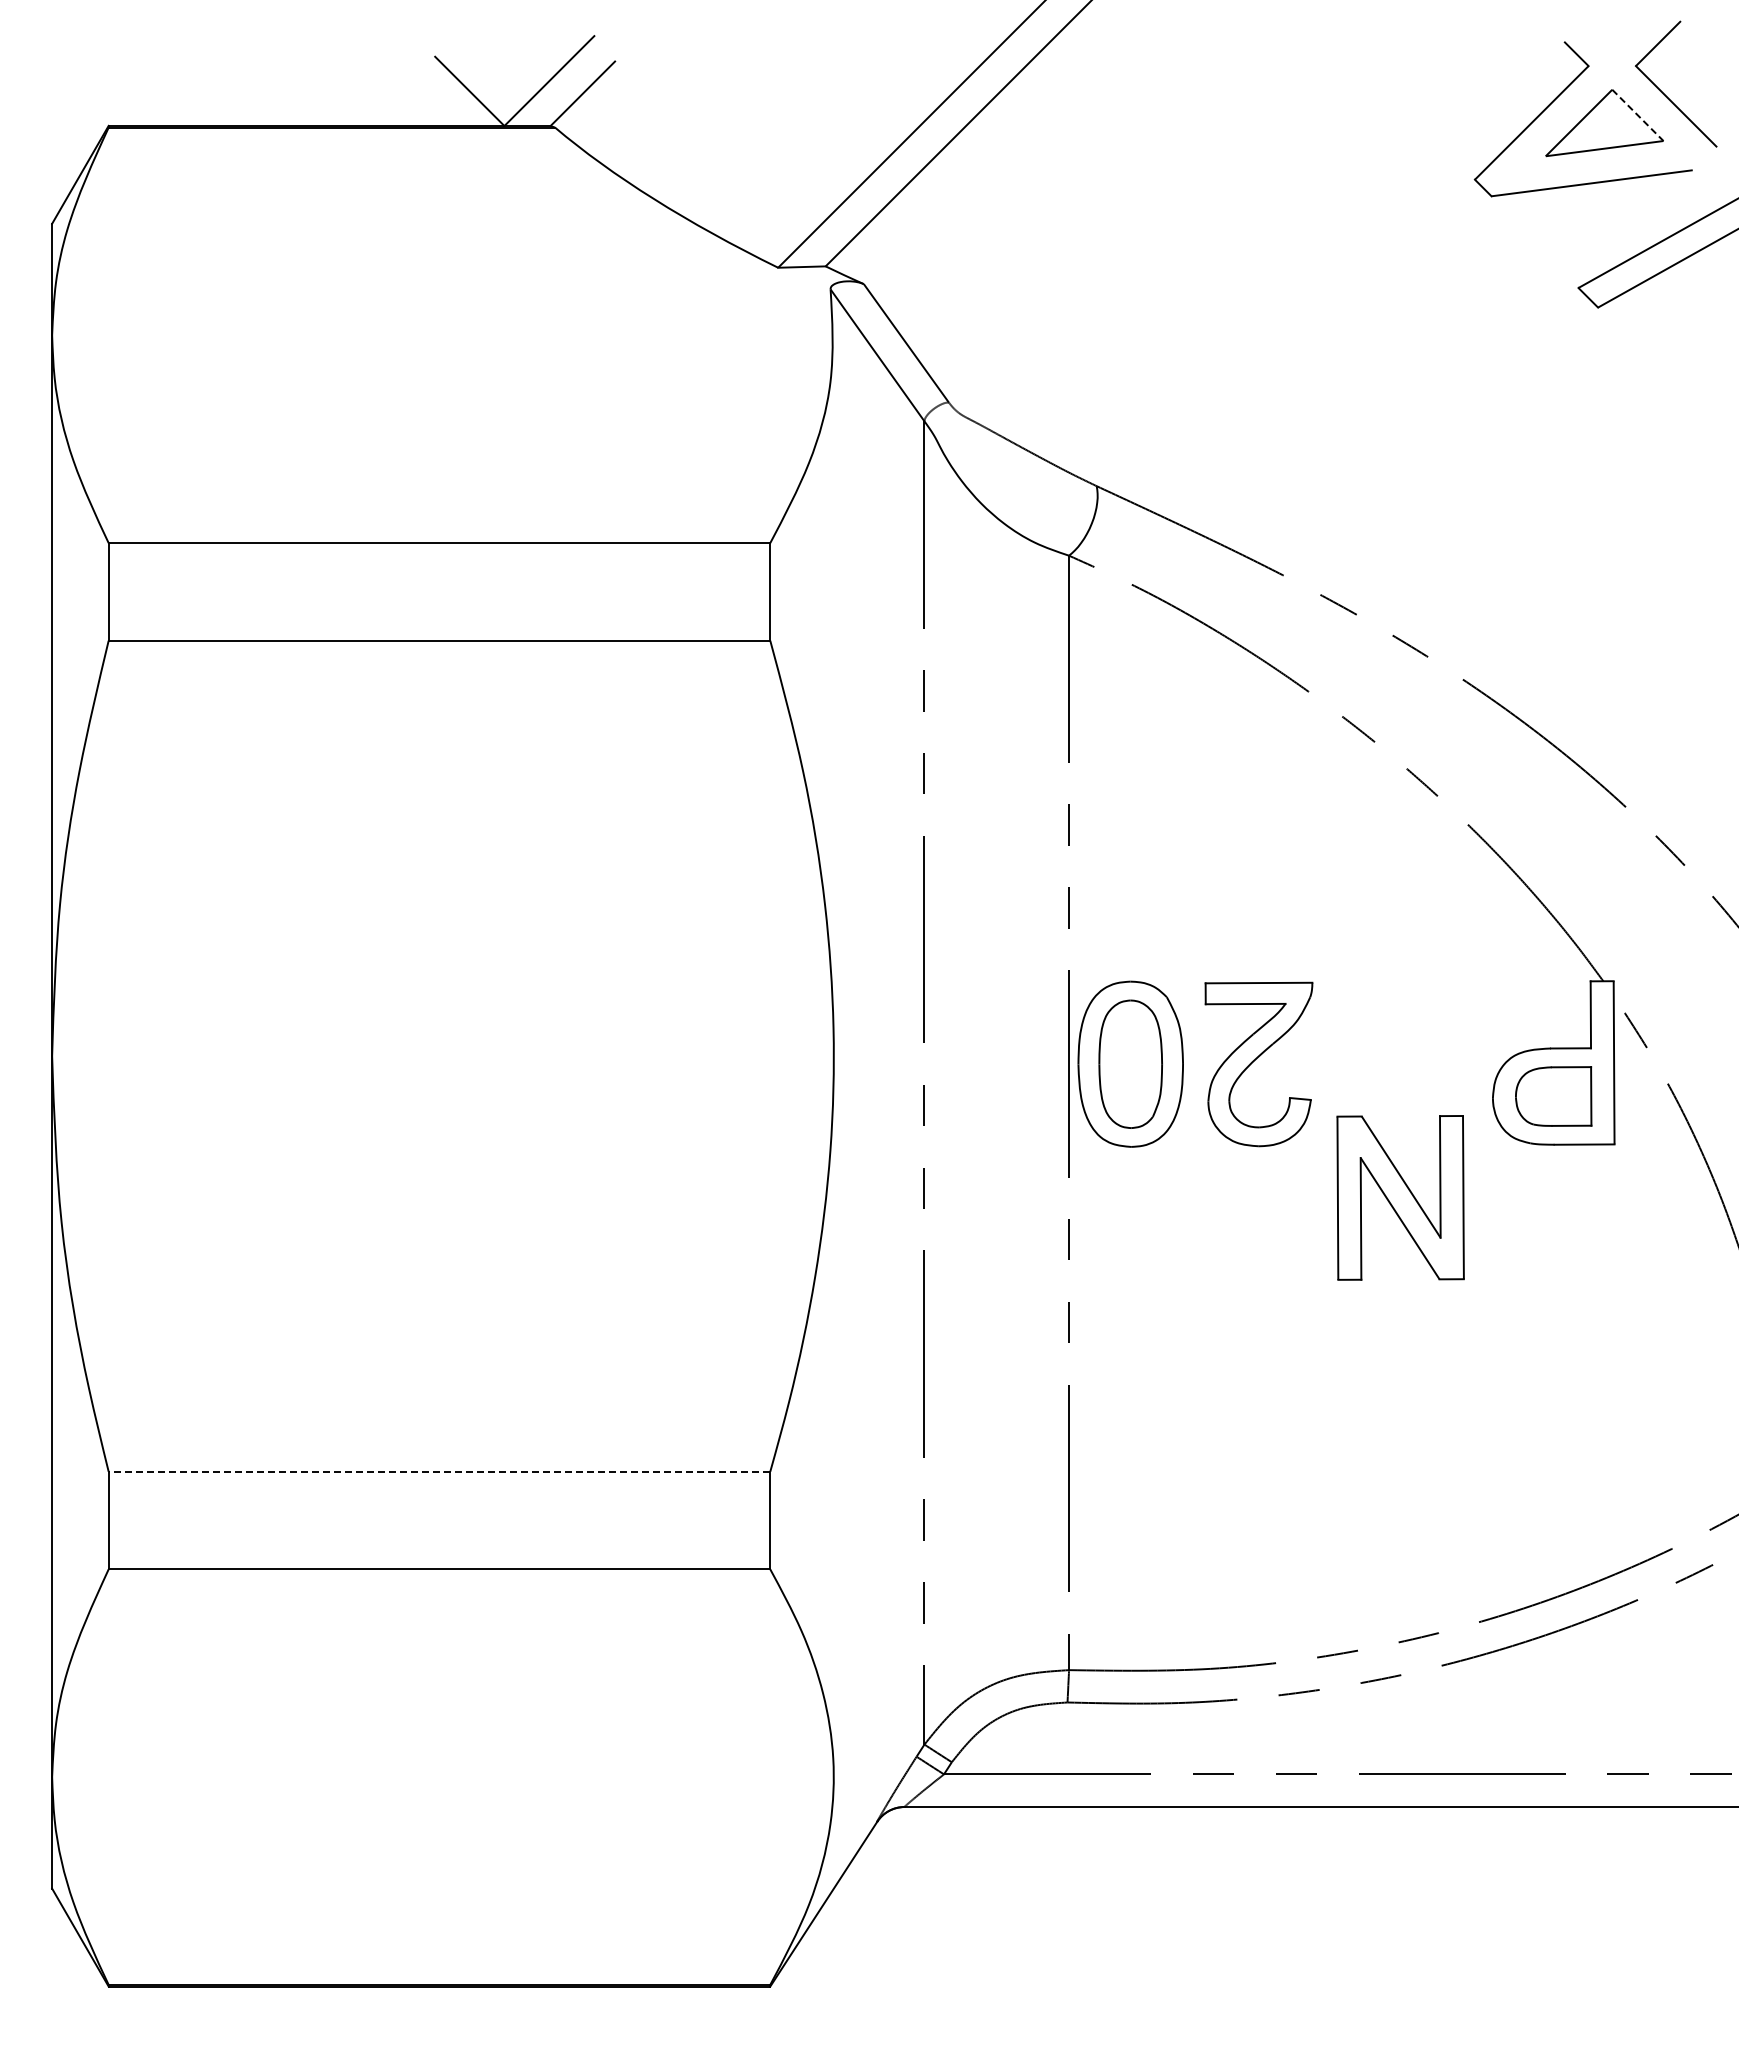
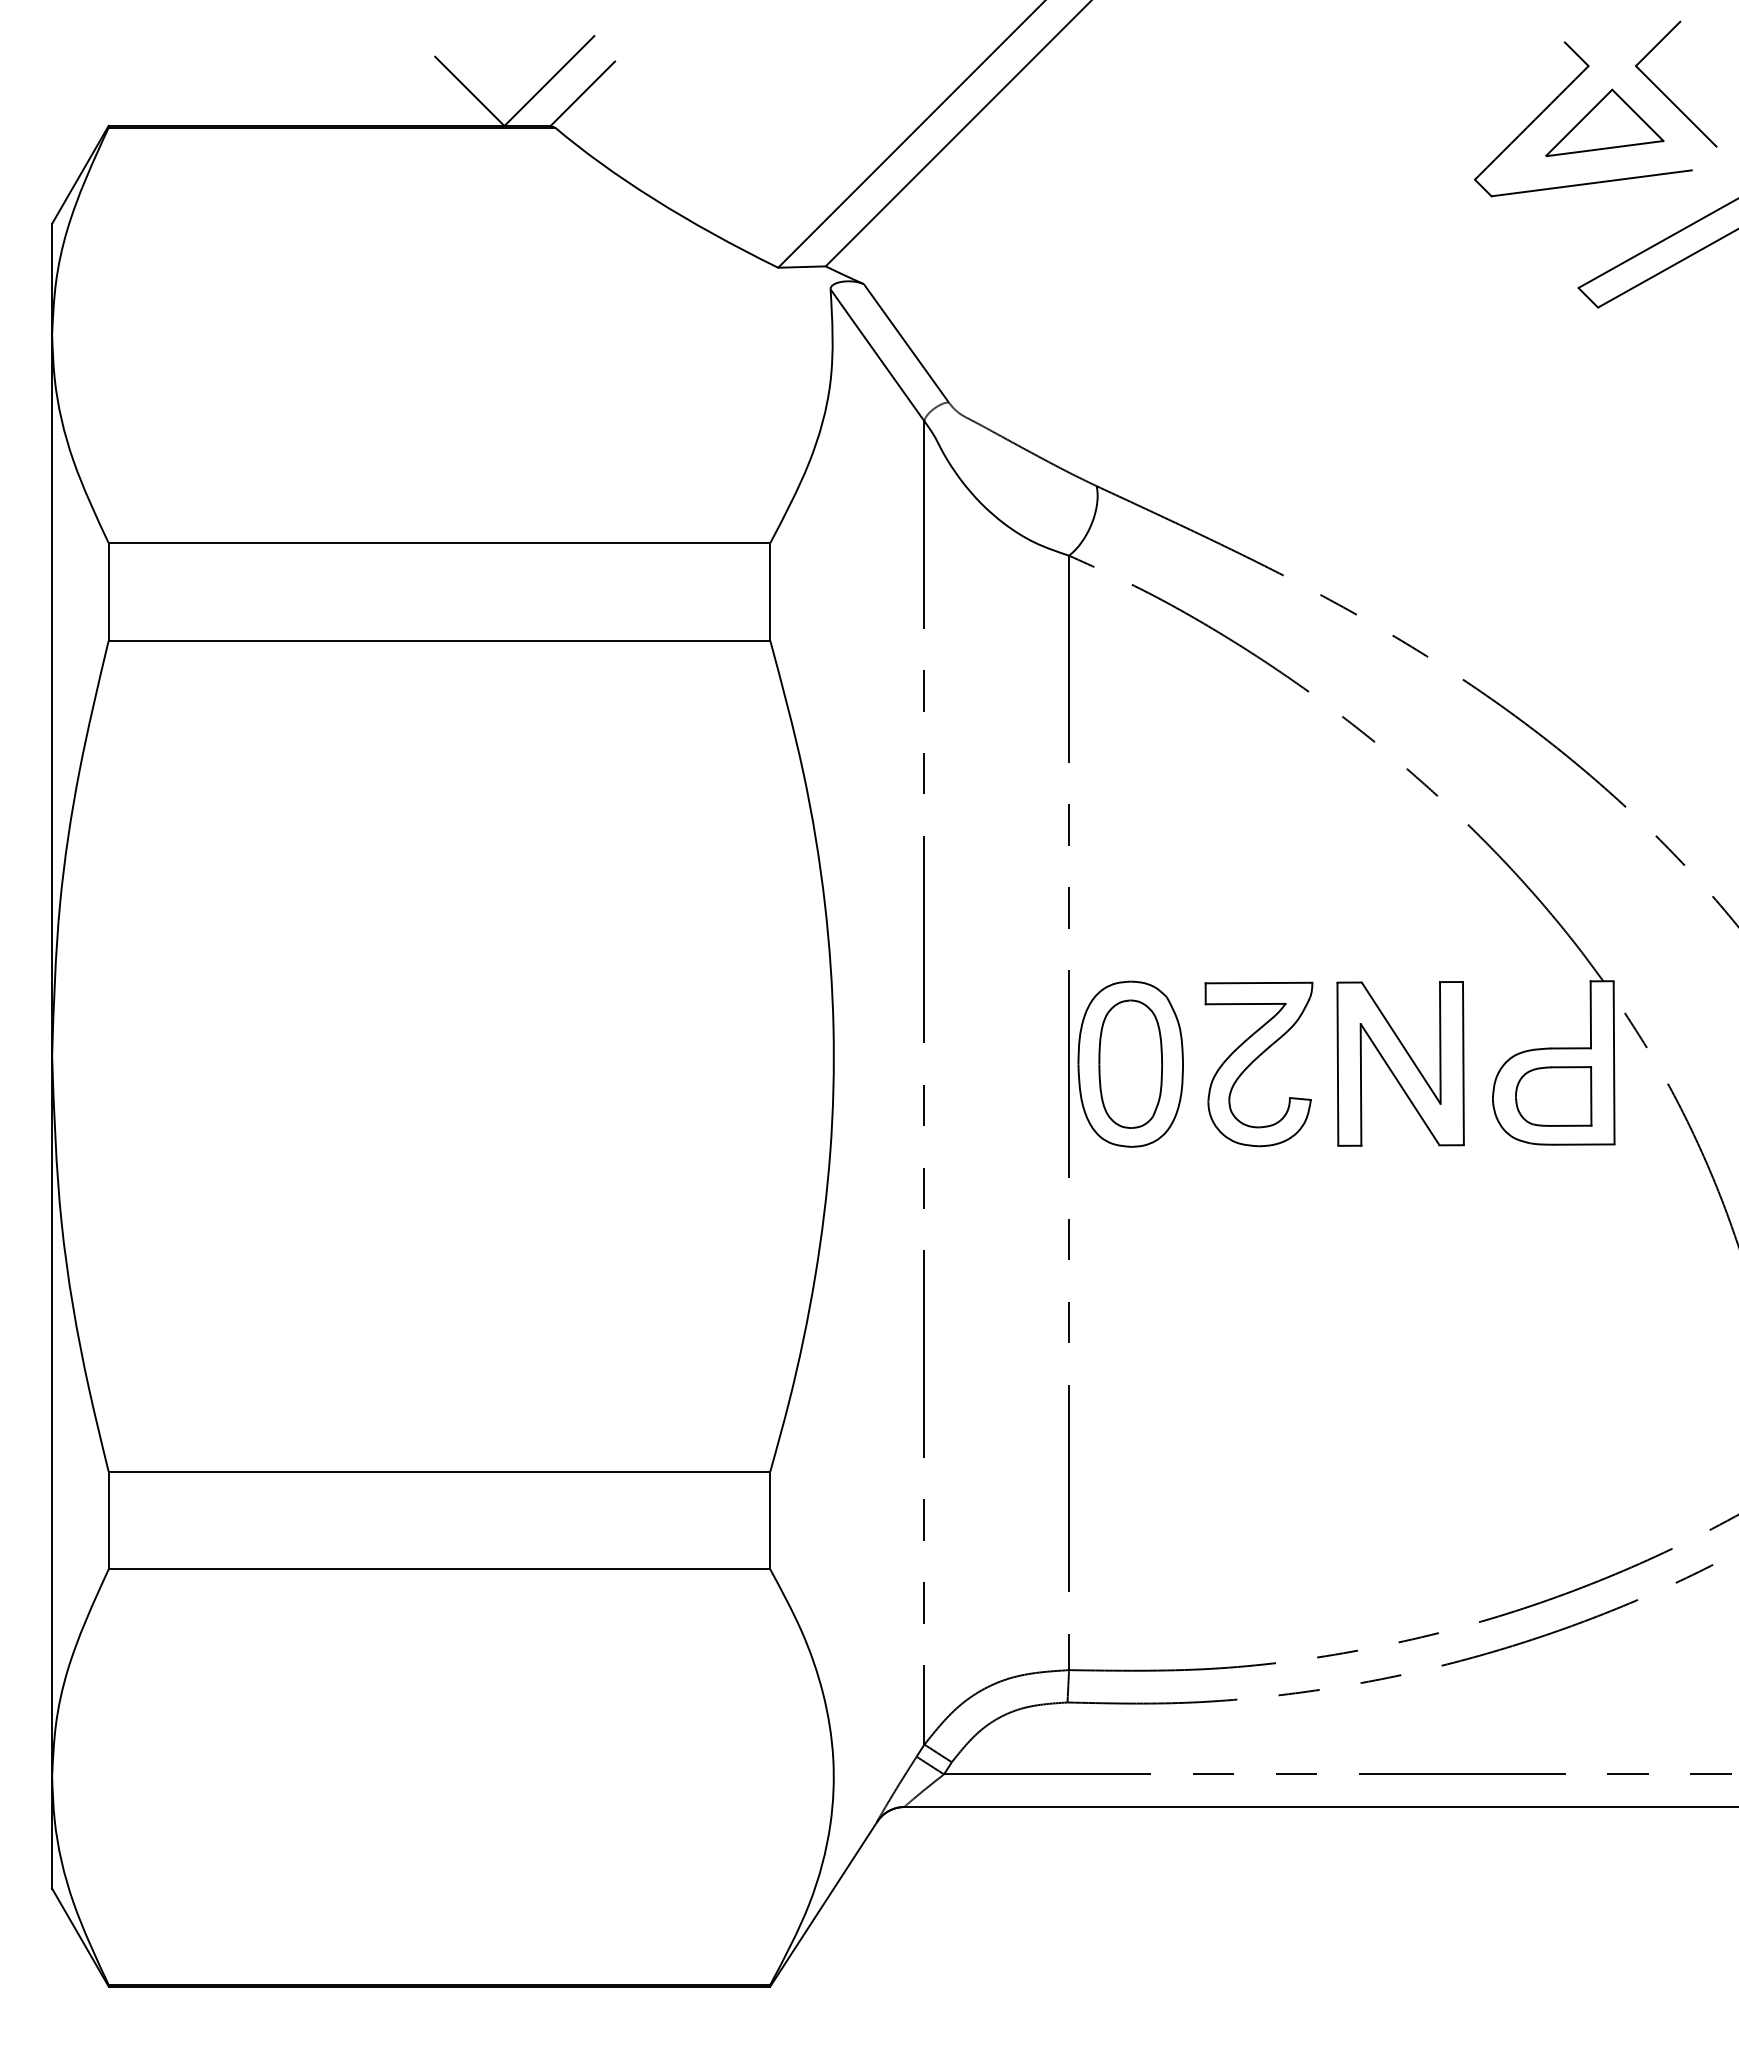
line: dashed -> solid (1638, 115)
part position: (1400, 1197) -> (1400, 1063) (1400, 1063)
line: dashed -> solid (439, 1471)
